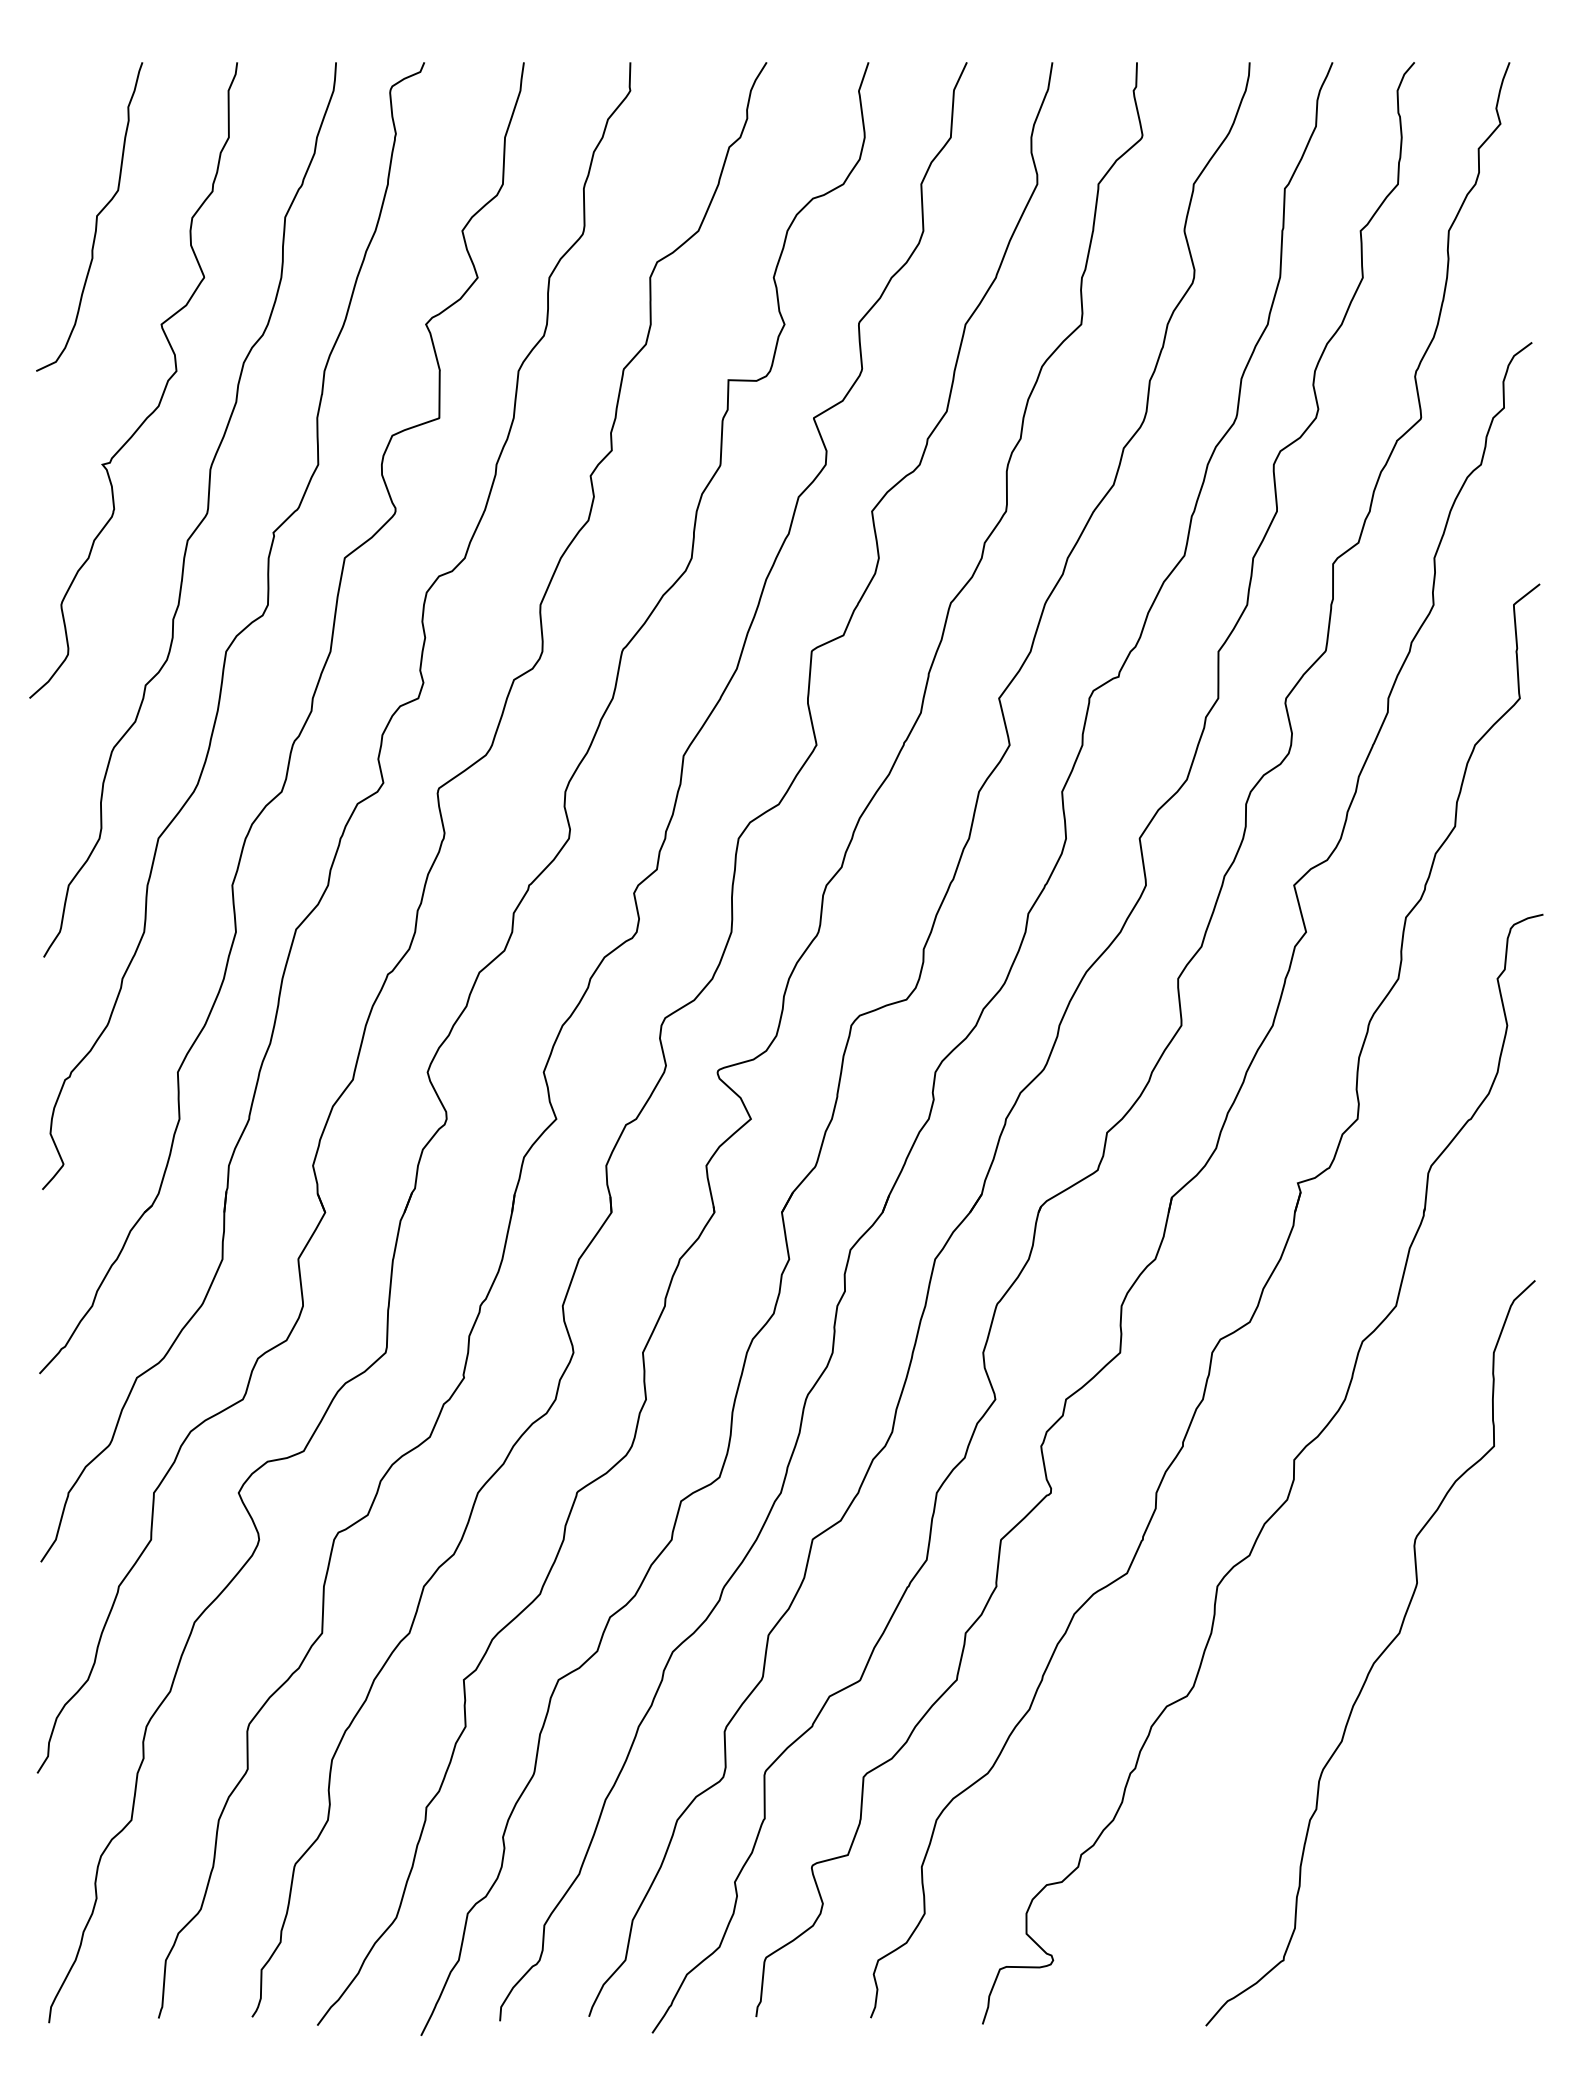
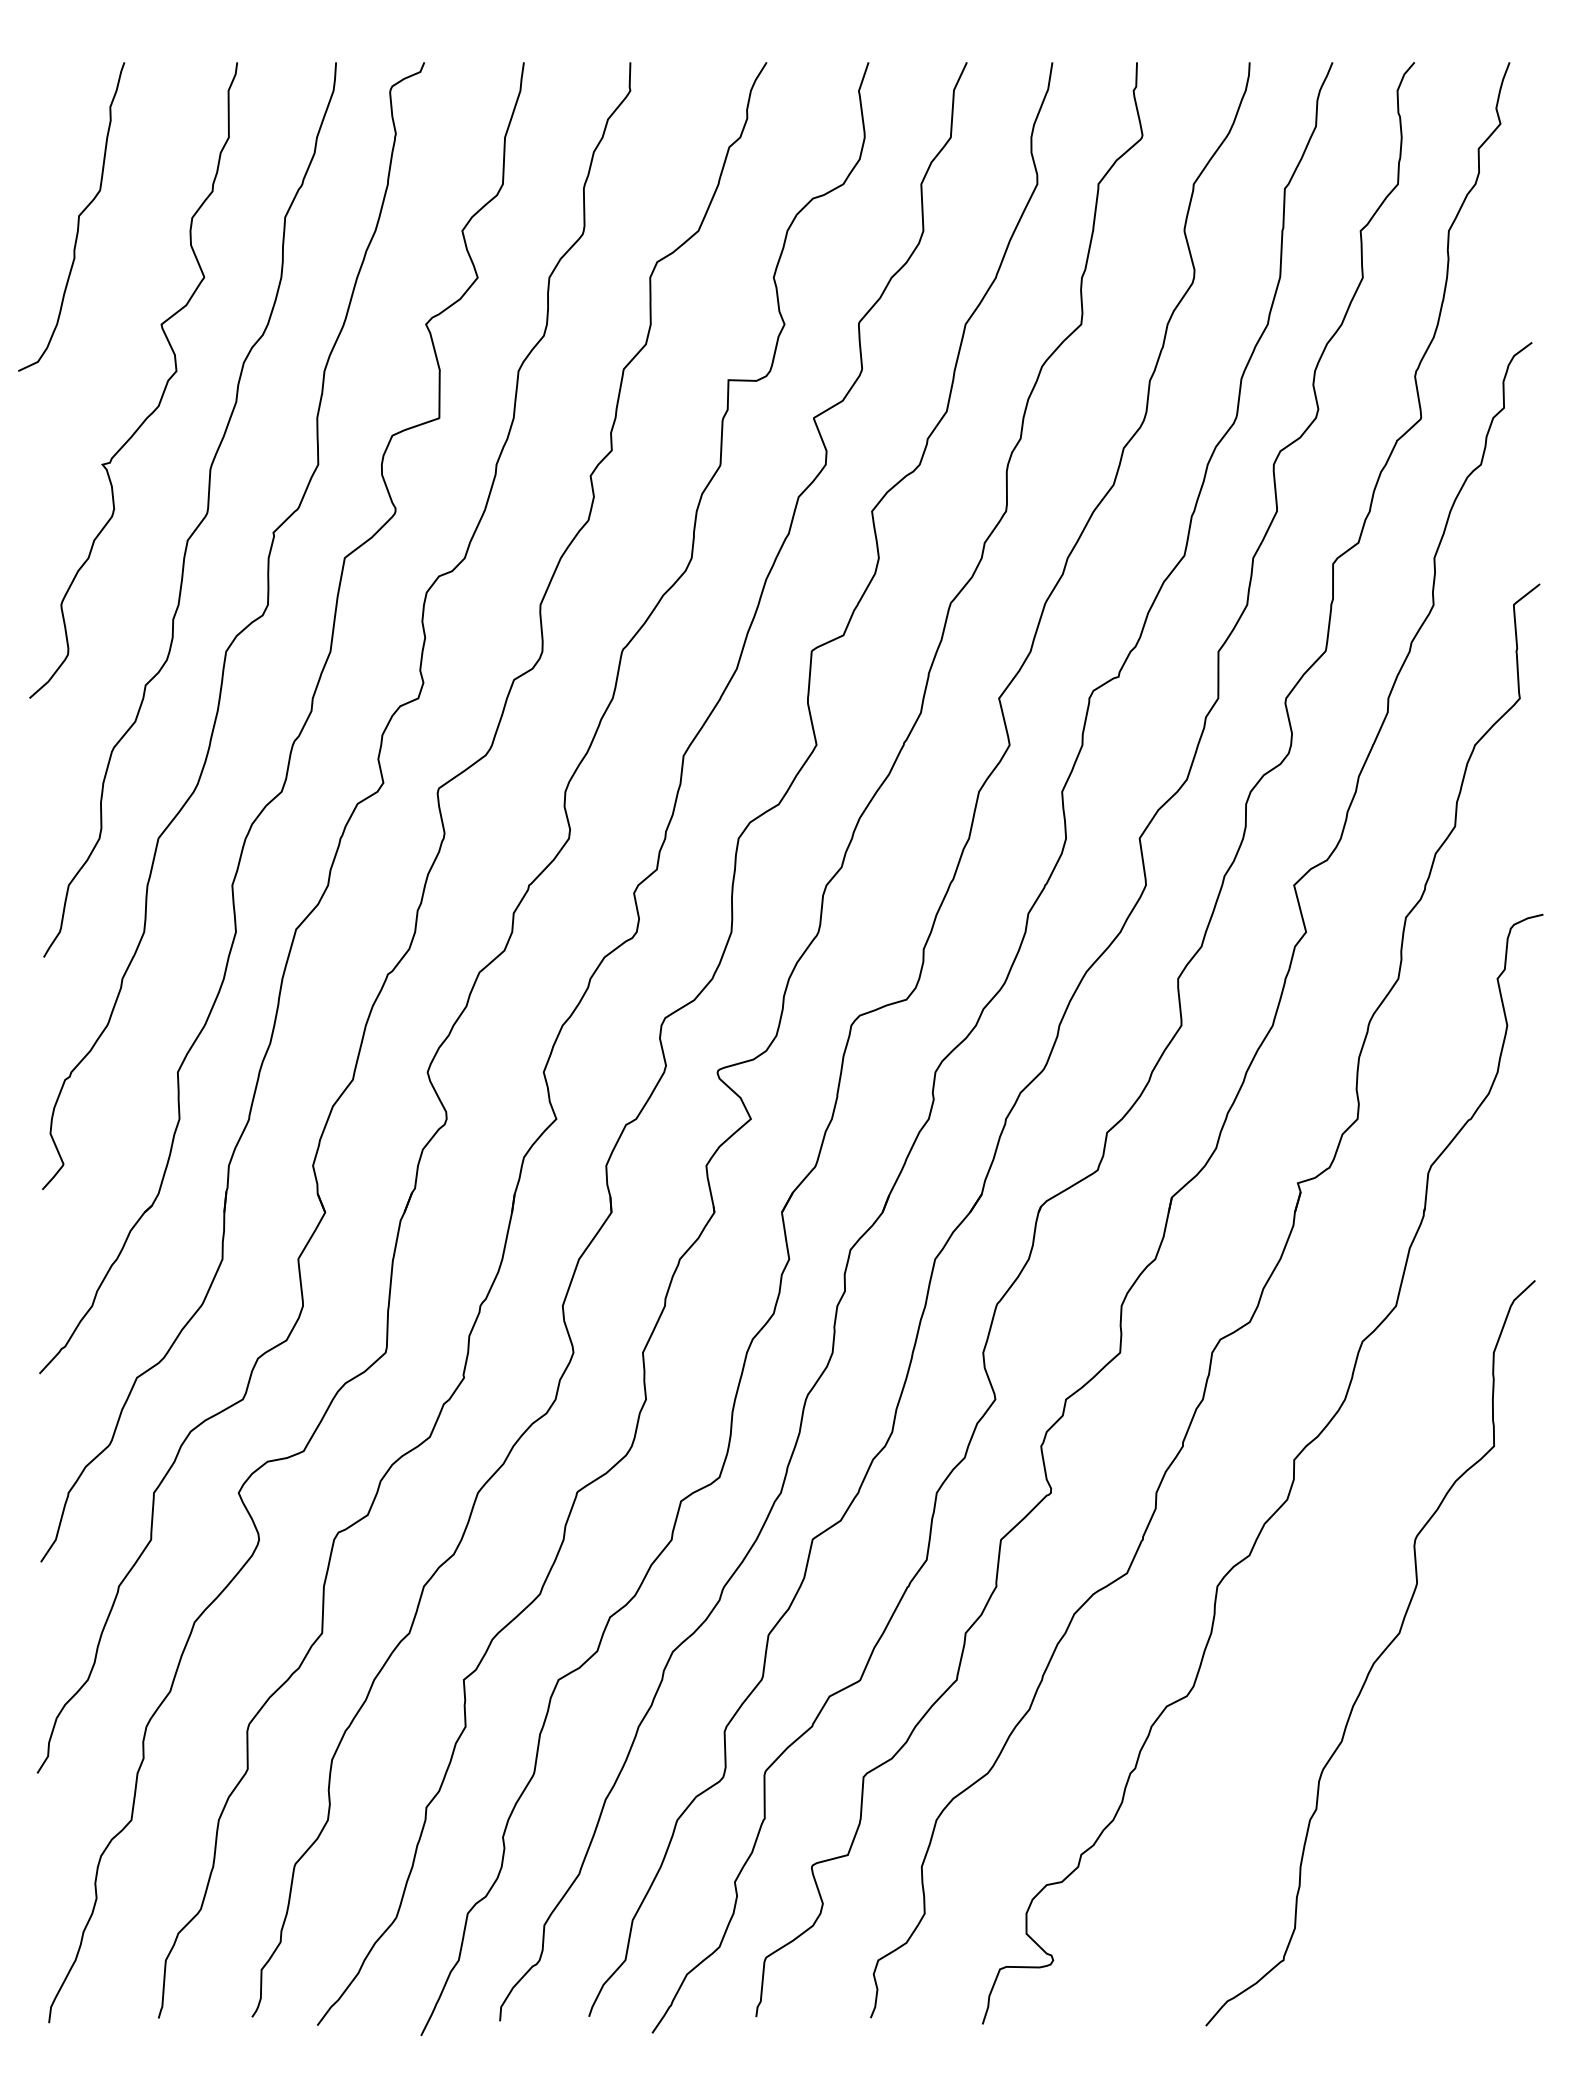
curve position: (95, 219) -> (77, 219) (77, 219)
